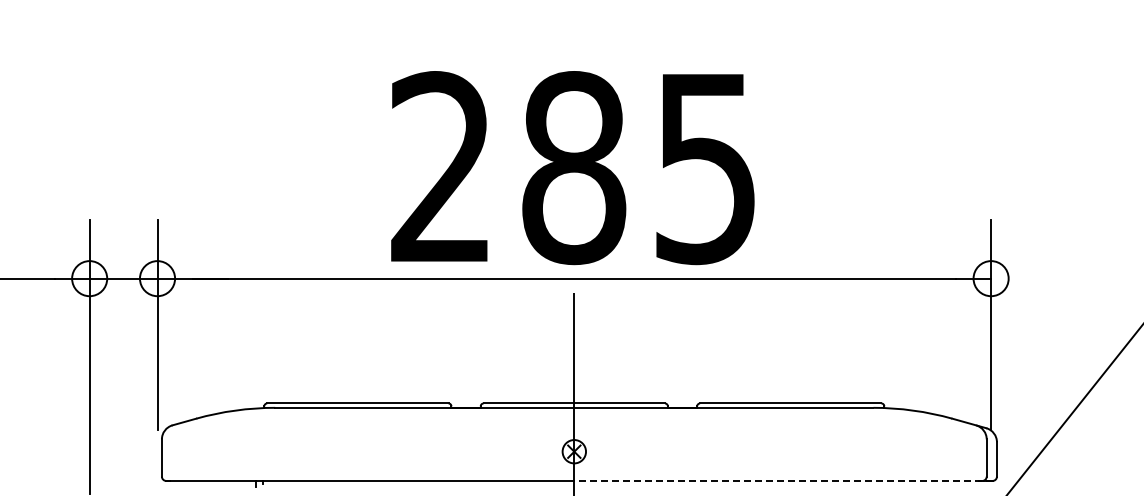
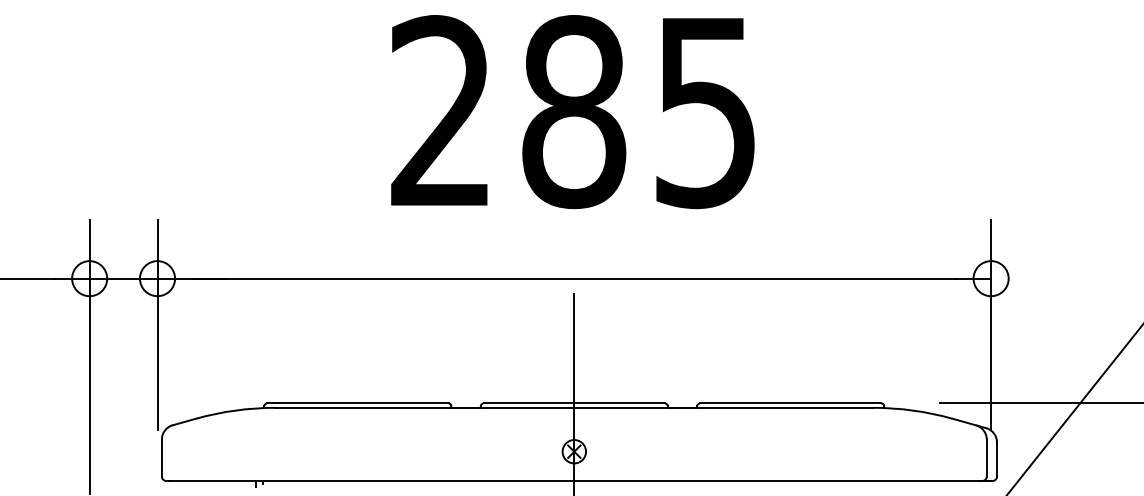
text position: (572, 168) -> (572, 112) (572, 112)
line: none -> present (1039, 403)
line: dashed -> solid (782, 480)
